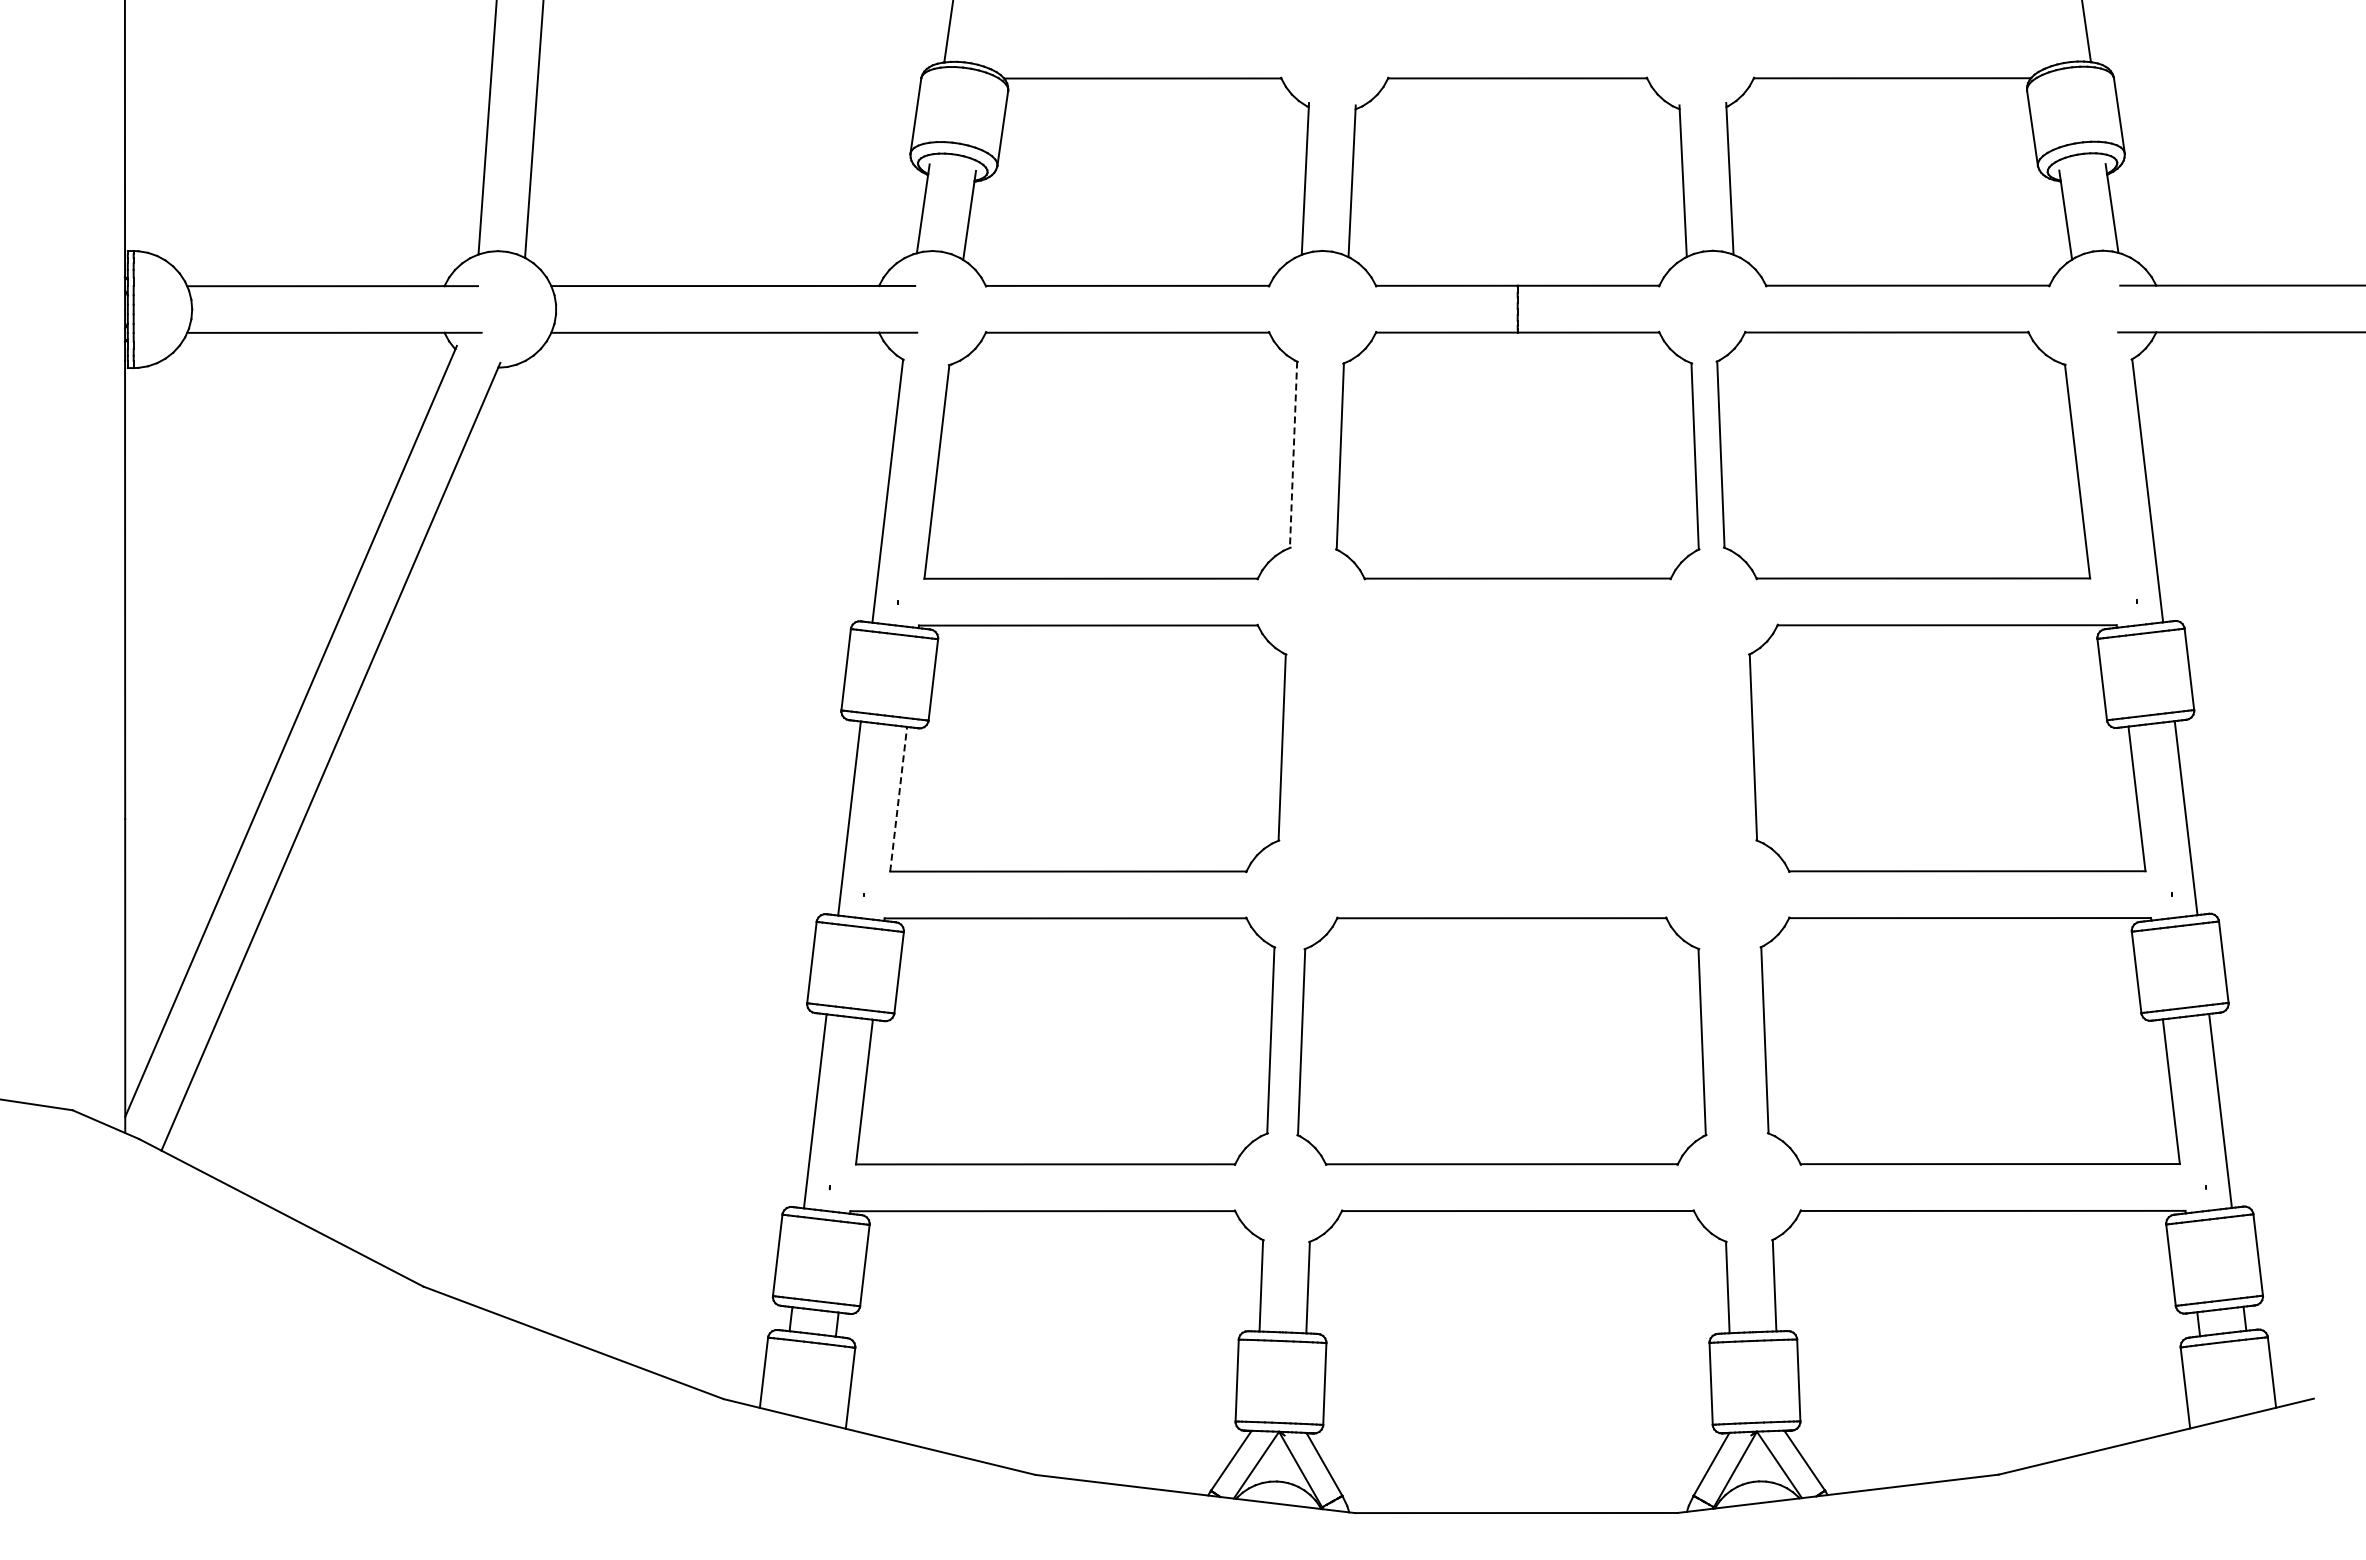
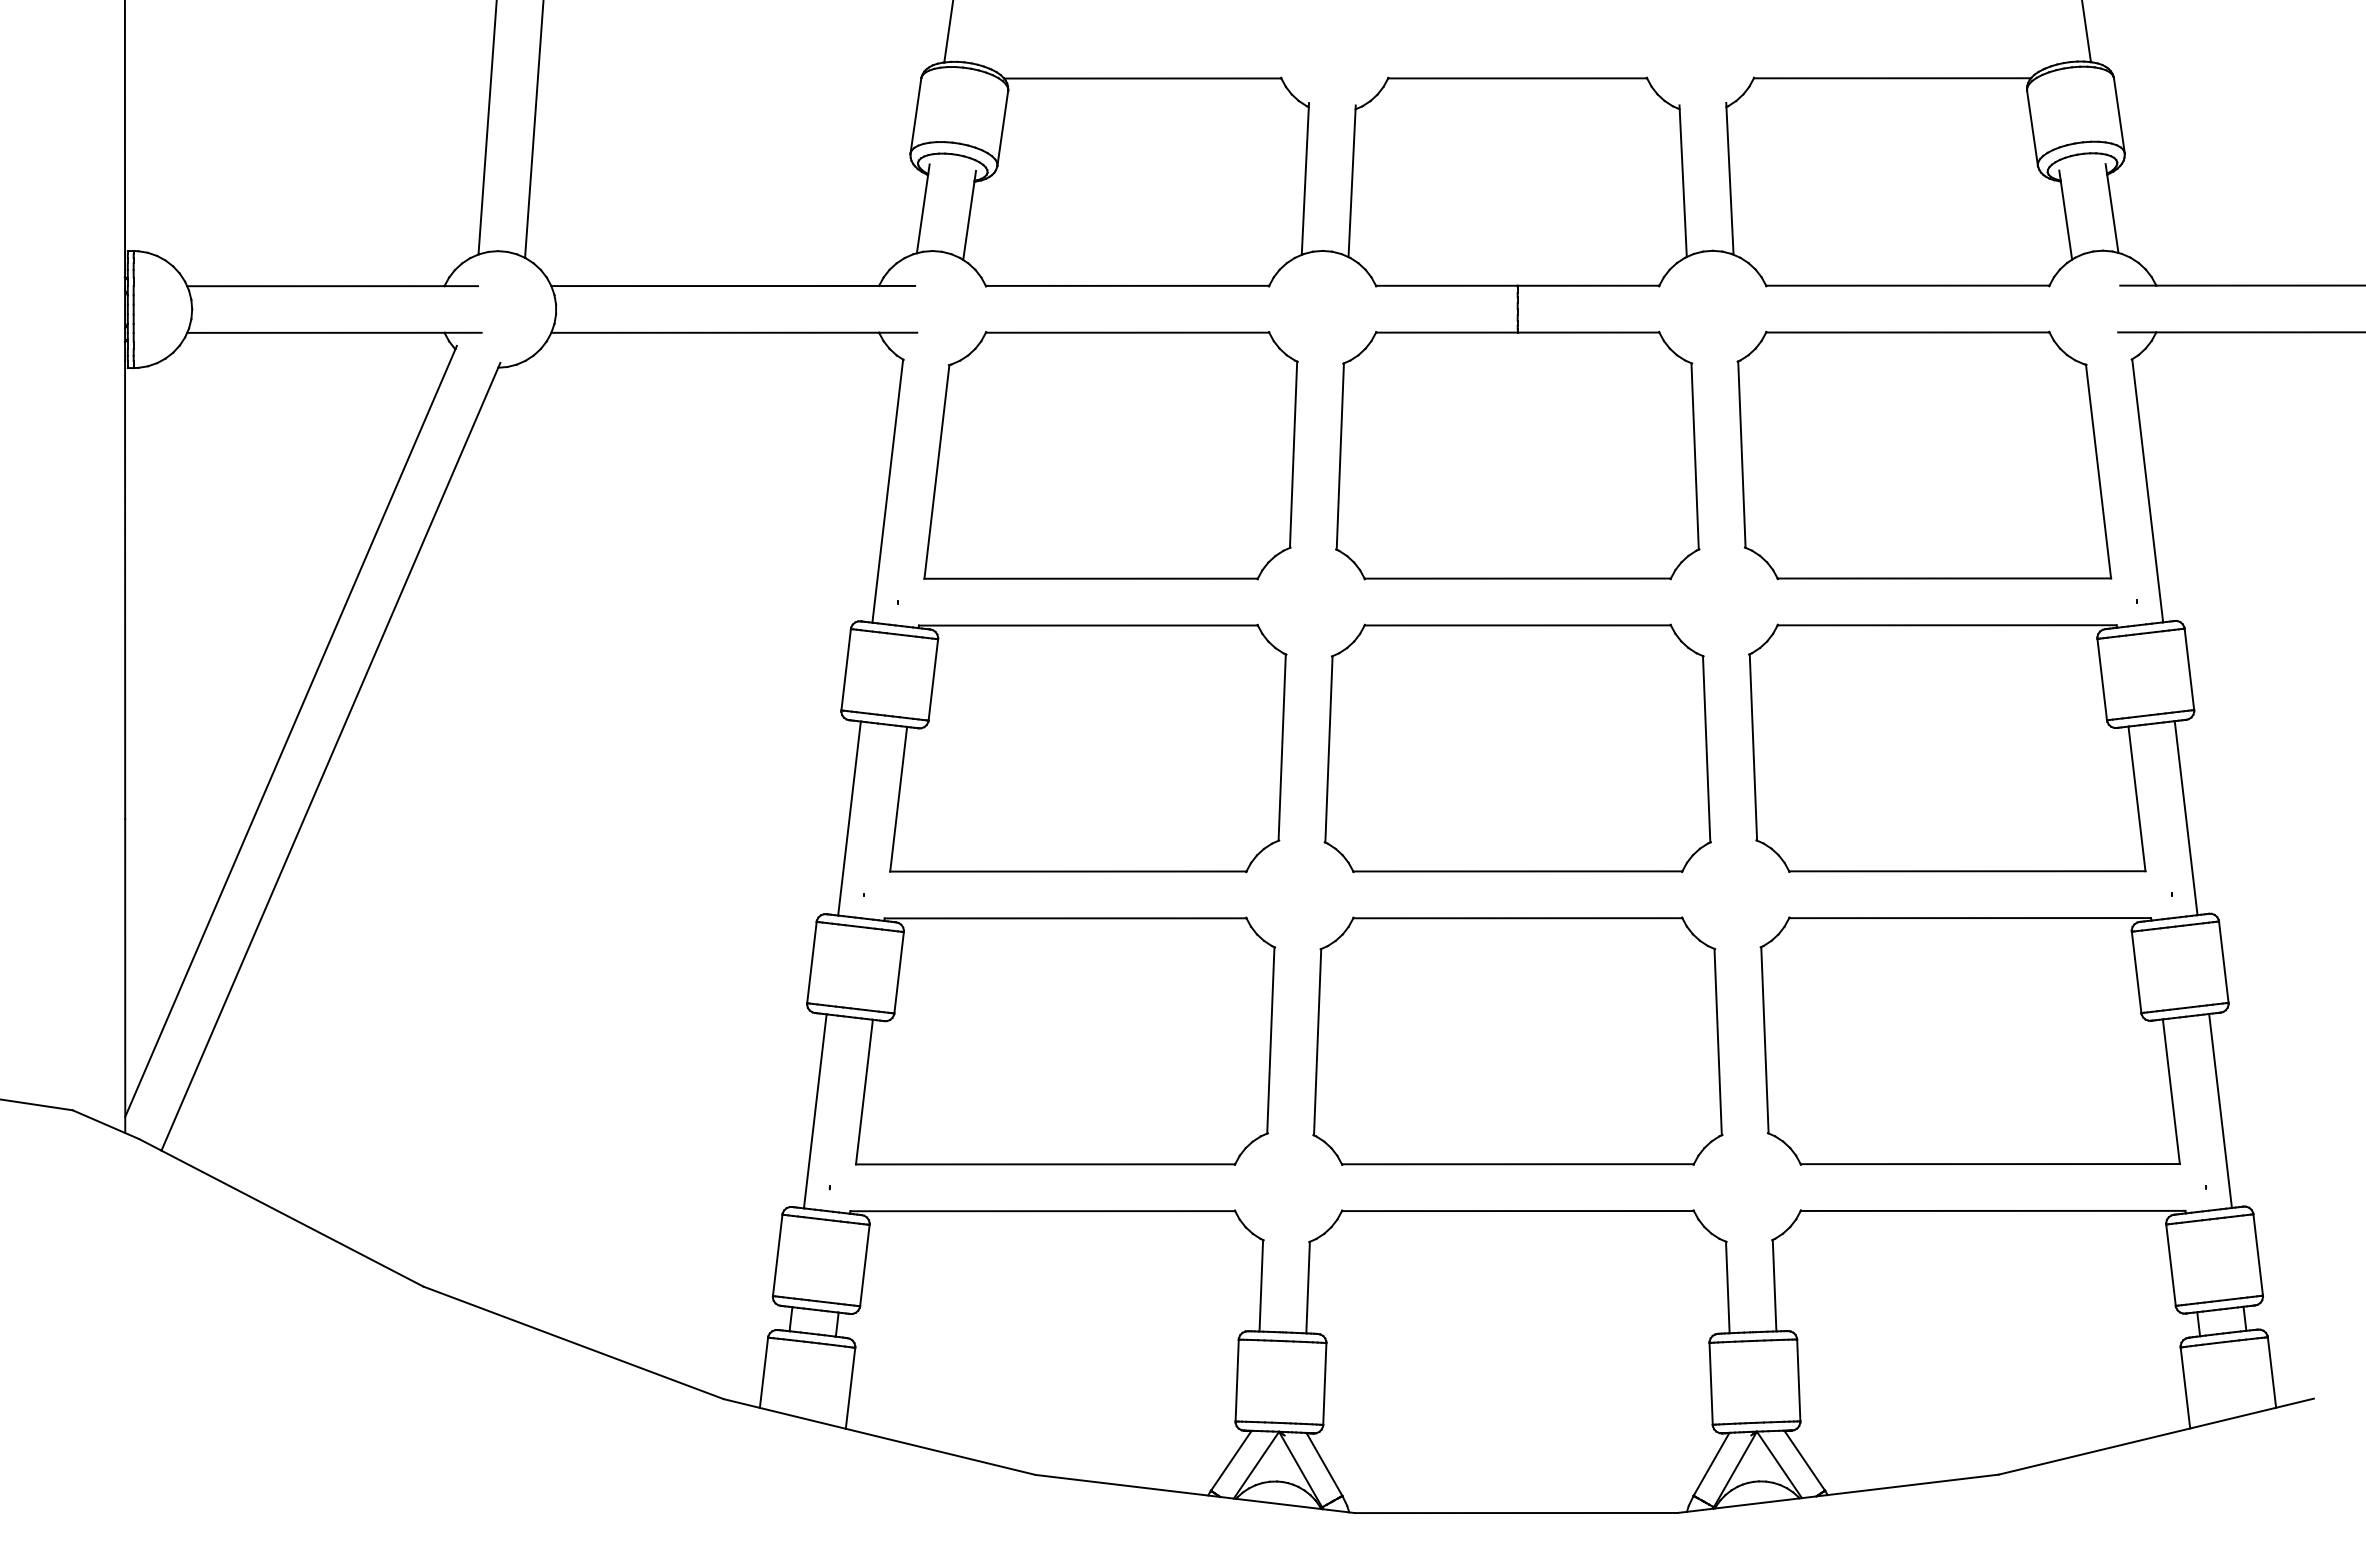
line: dashed -> solid (1293, 455)
part position: (1903, 455) -> (1924, 455) (1924, 455)
part: none -> present (1517, 748)
line: dashed -> solid (898, 799)
part position: (1501, 1040) -> (1517, 1040) (1517, 1040)
